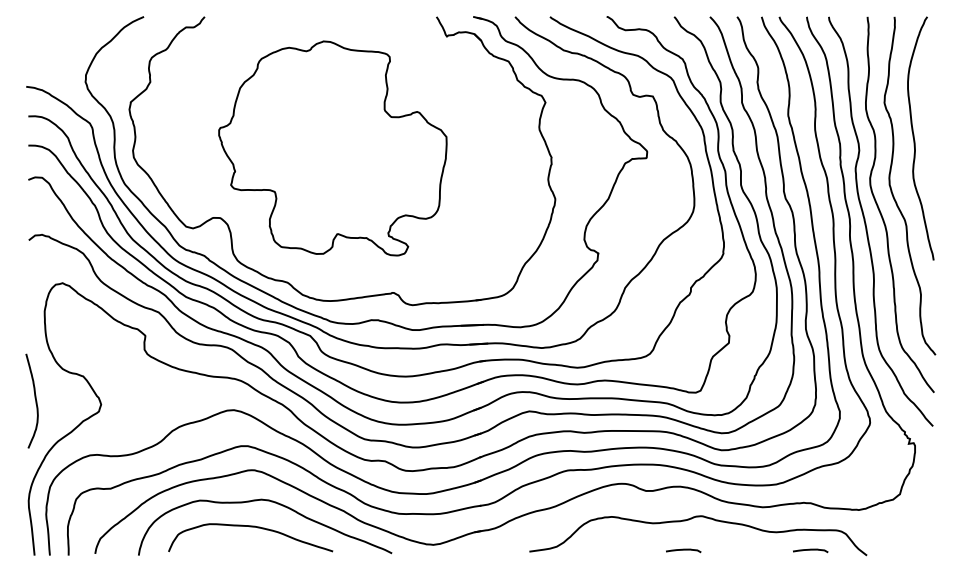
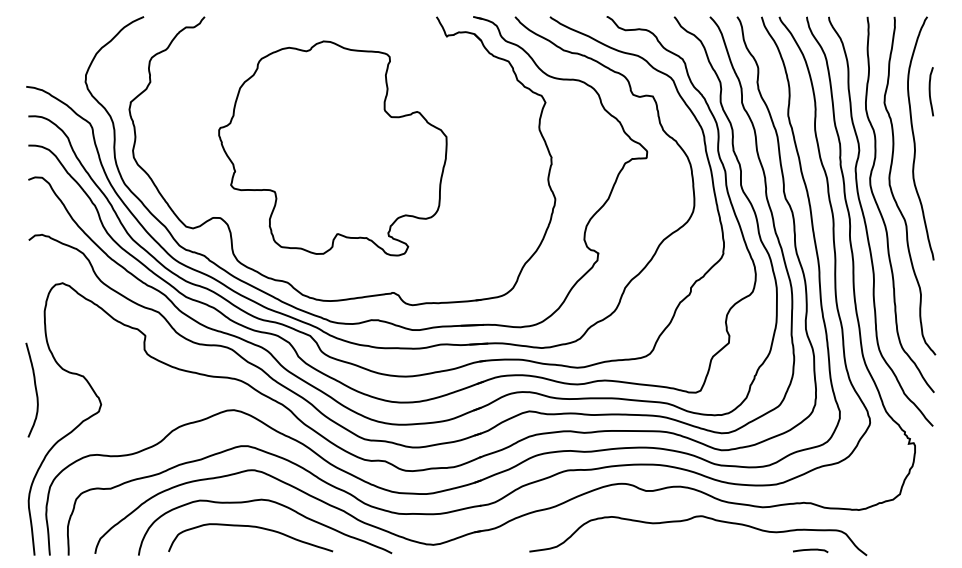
curve: none -> present (930, 91)
curve position: (34, 398) -> (34, 387) (34, 387)
curve: present -> none (683, 550)
